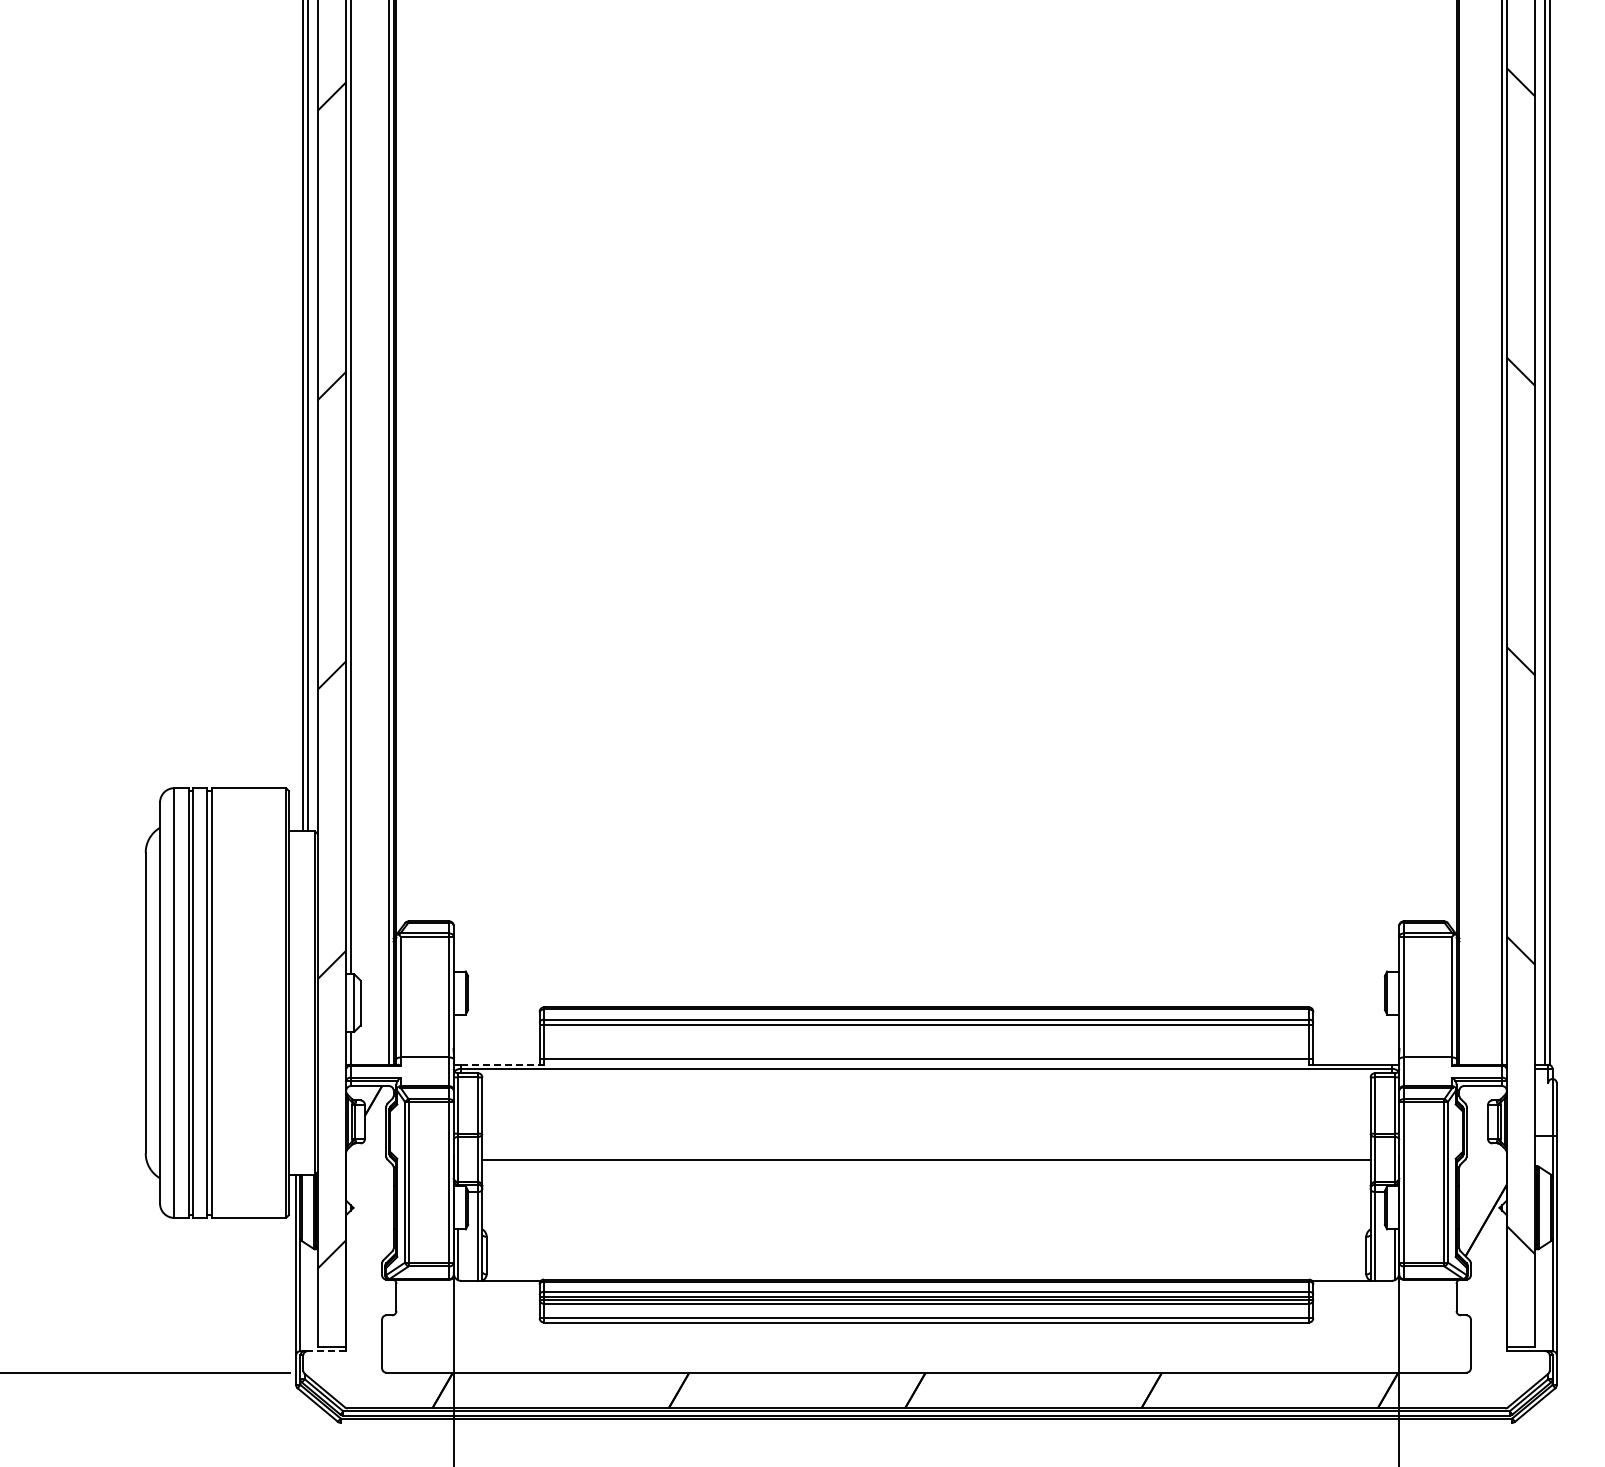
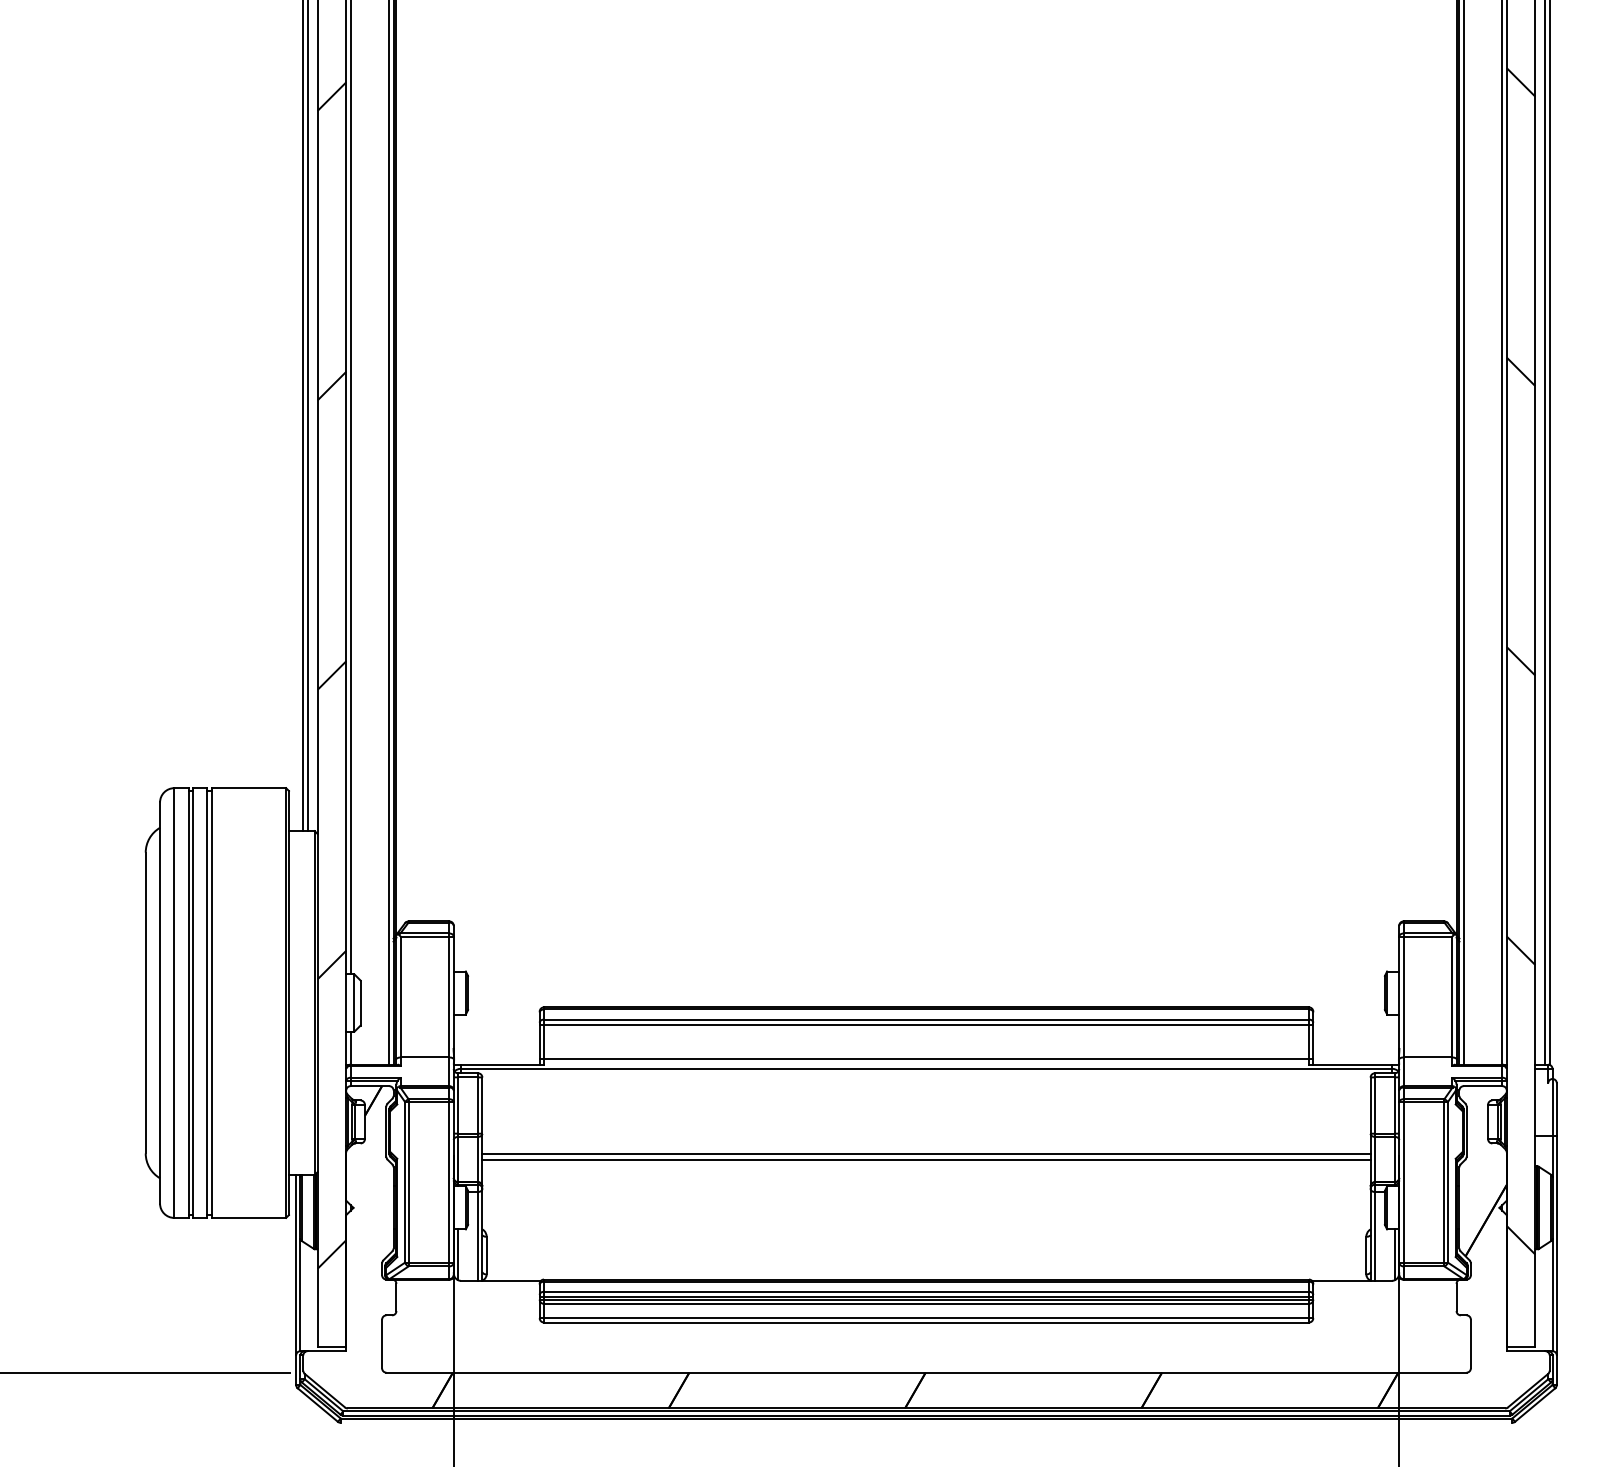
line: none -> present (1463, 533)
line: dashed -> solid (502, 1064)
line: none -> present (926, 1154)
line: dashed -> solid (326, 1351)
